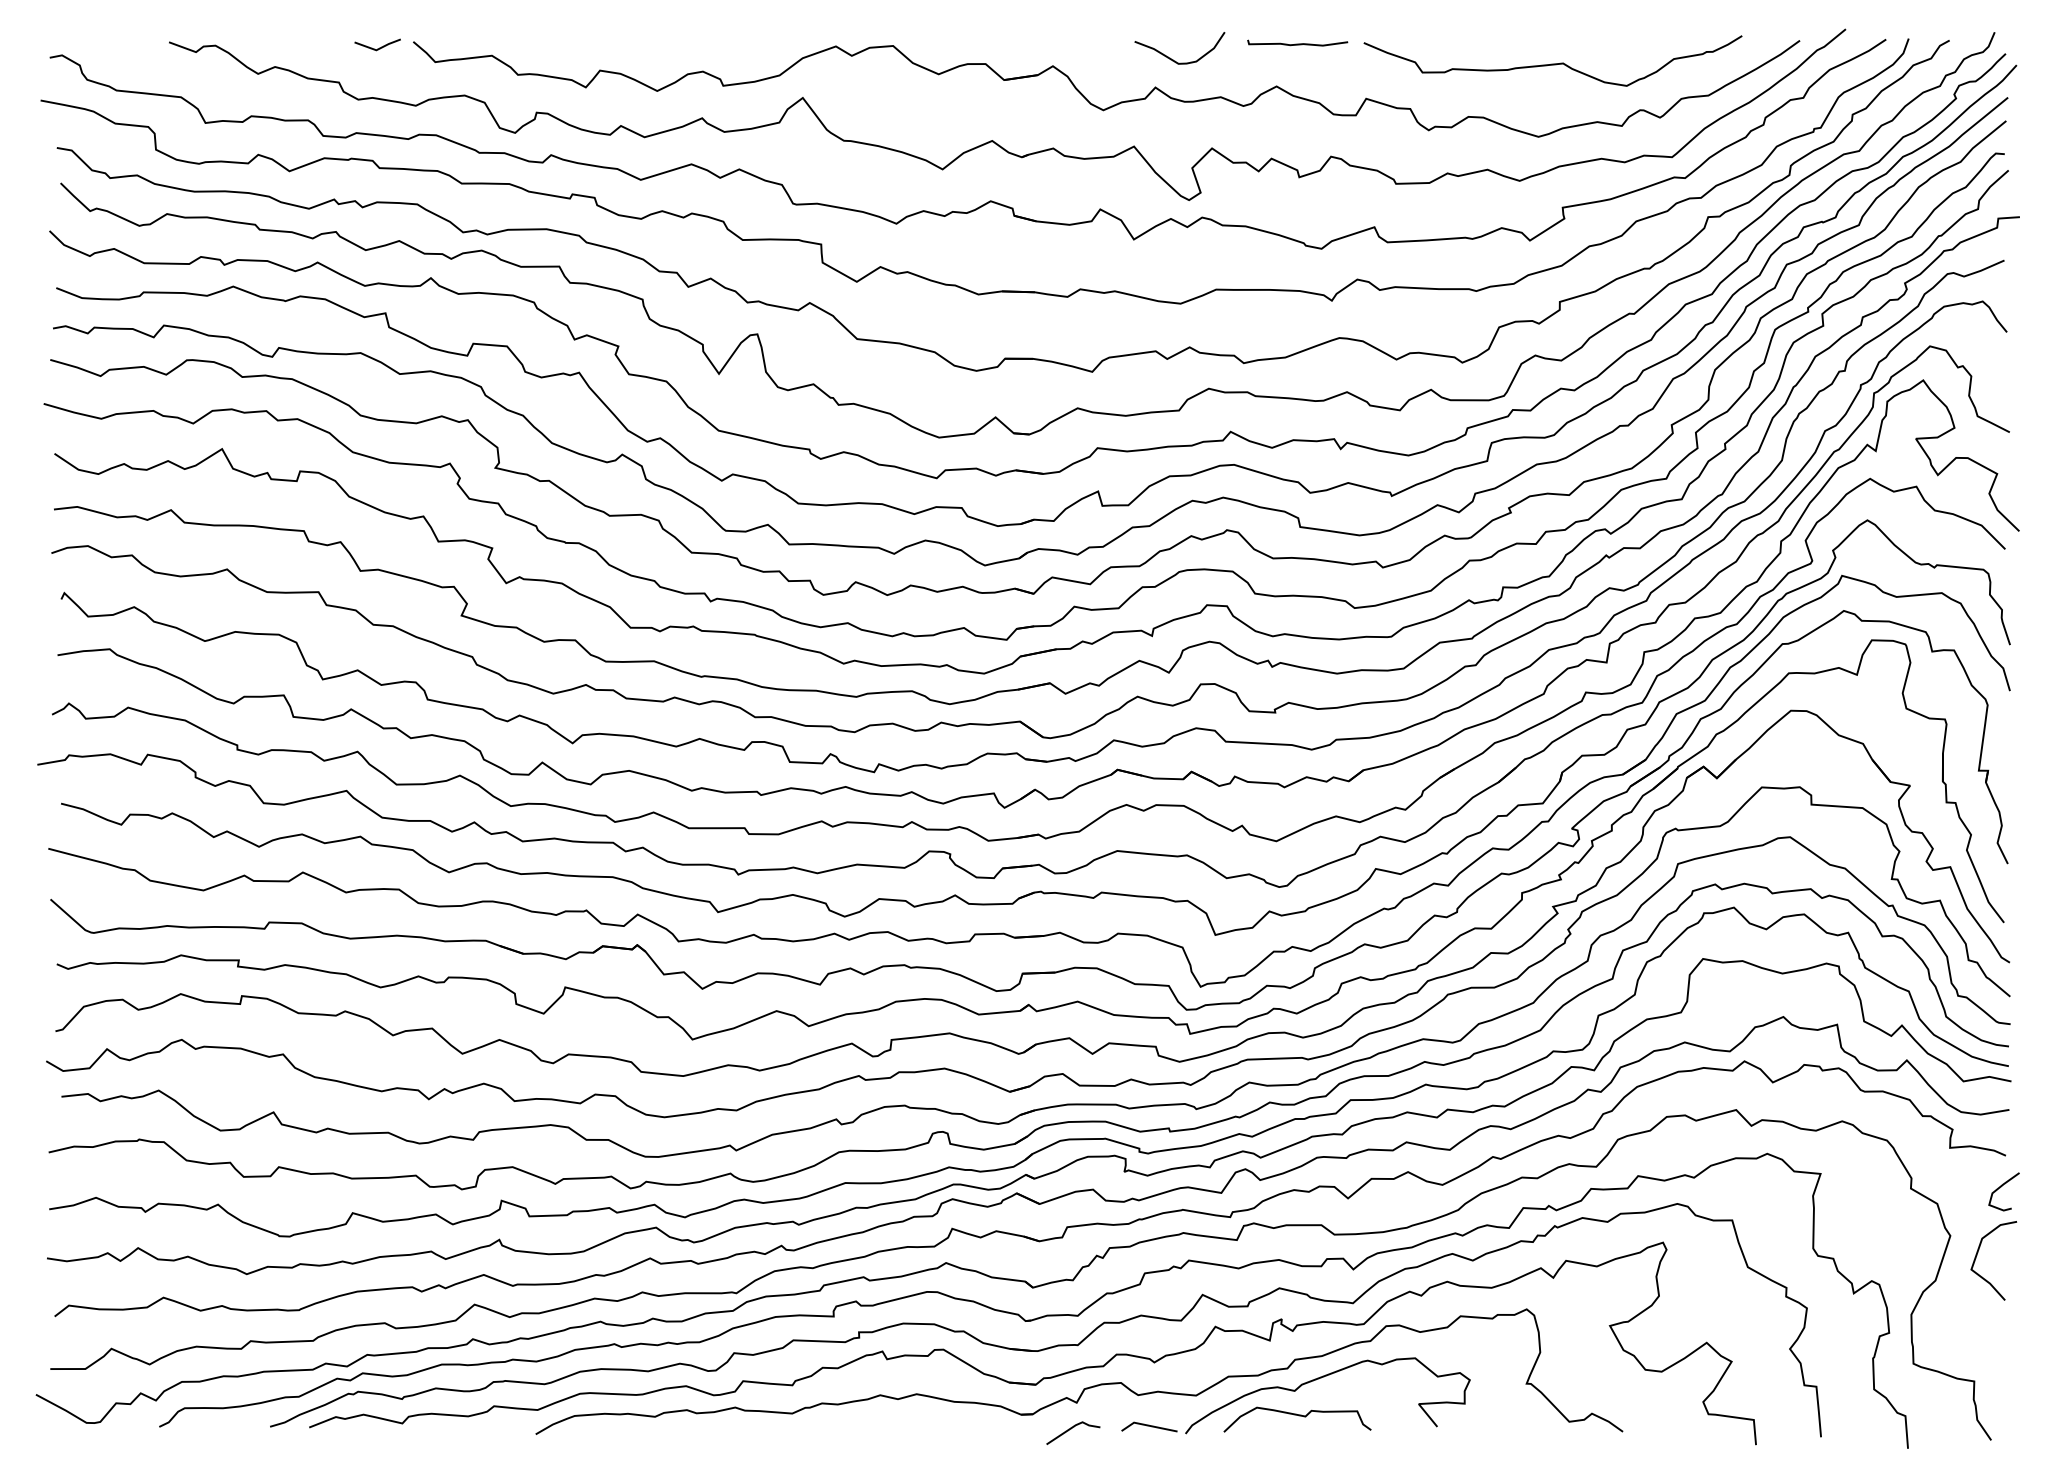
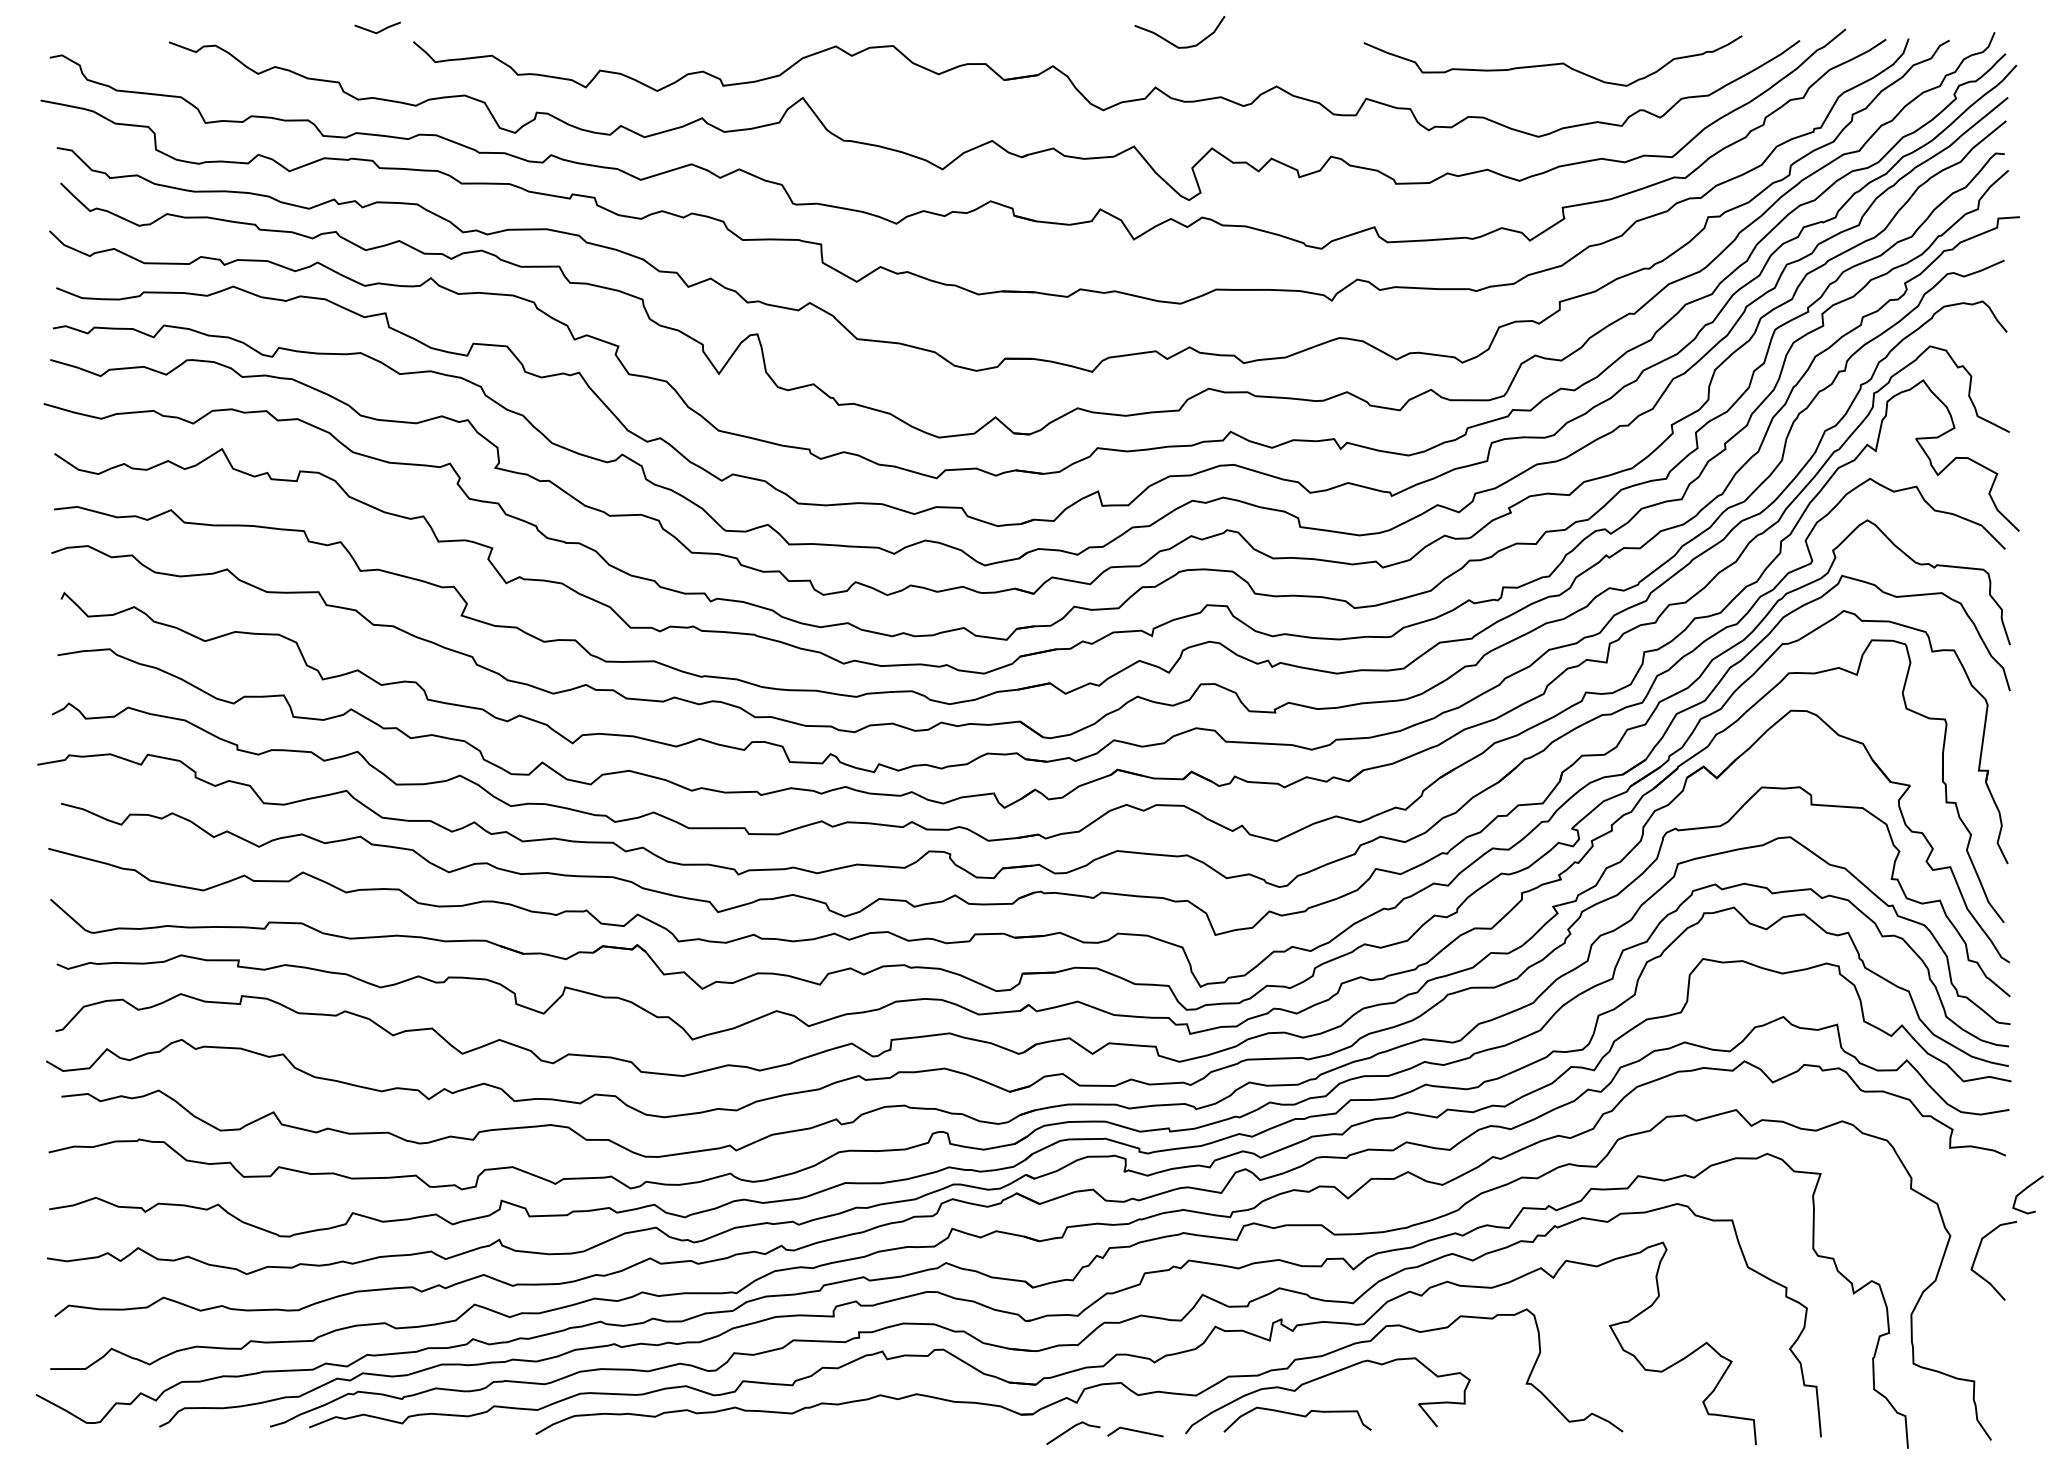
curve: present -> none (1297, 43)
line position: (379, 47) -> (379, 30) (379, 30)
curve position: (1173, 59) -> (1173, 43) (1173, 43)
curve position: (2000, 1188) -> (2024, 1191) (2024, 1191)
line position: (1149, 1426) -> (1135, 1431) (1135, 1431)
